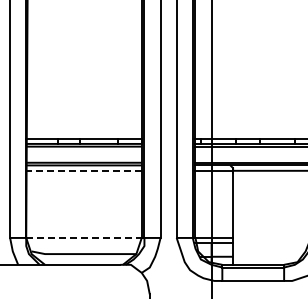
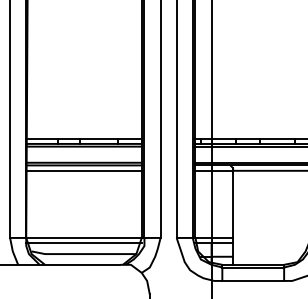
line: dashed -> solid (83, 170)
line: dashed -> solid (83, 237)
line: none -> present (83, 243)
